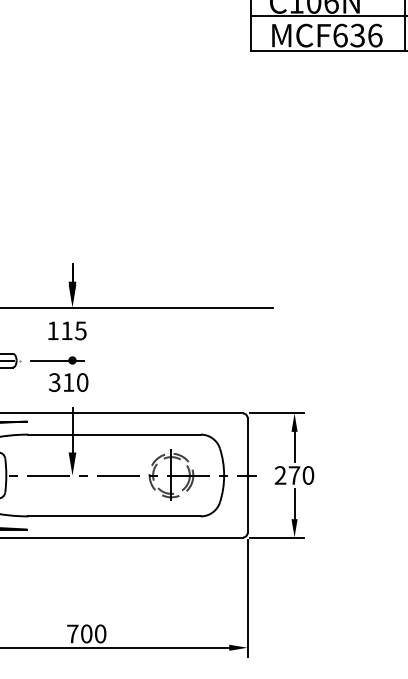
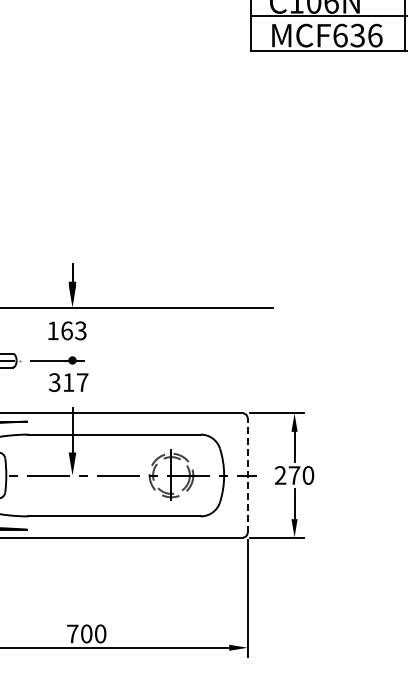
text: 115 -> 163 (73, 330)
text: 310 -> 317 (82, 382)
line: solid -> dashed (247, 475)
